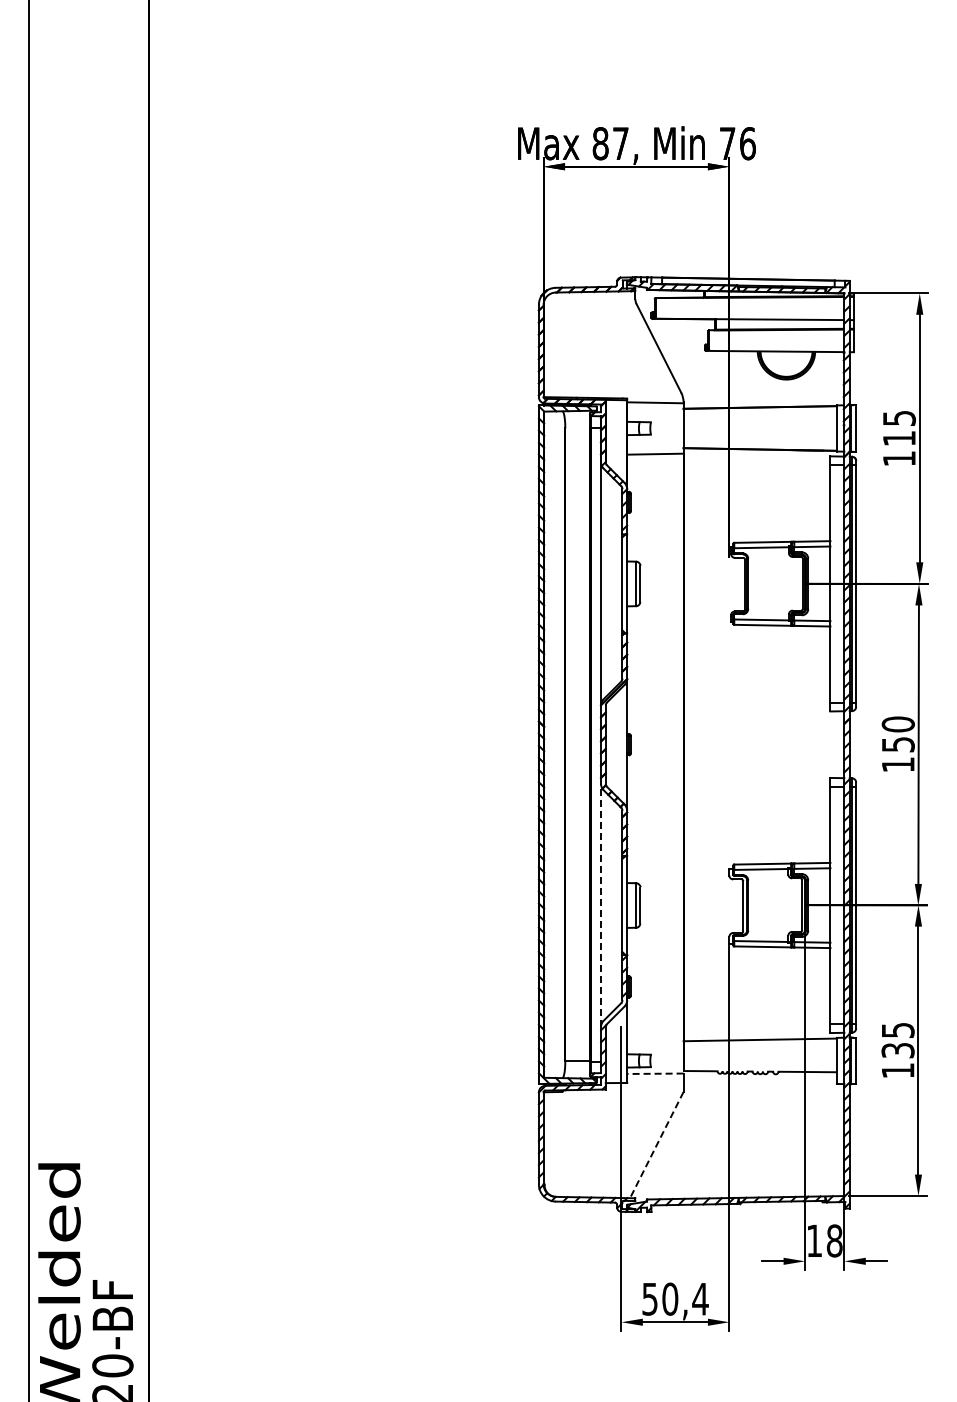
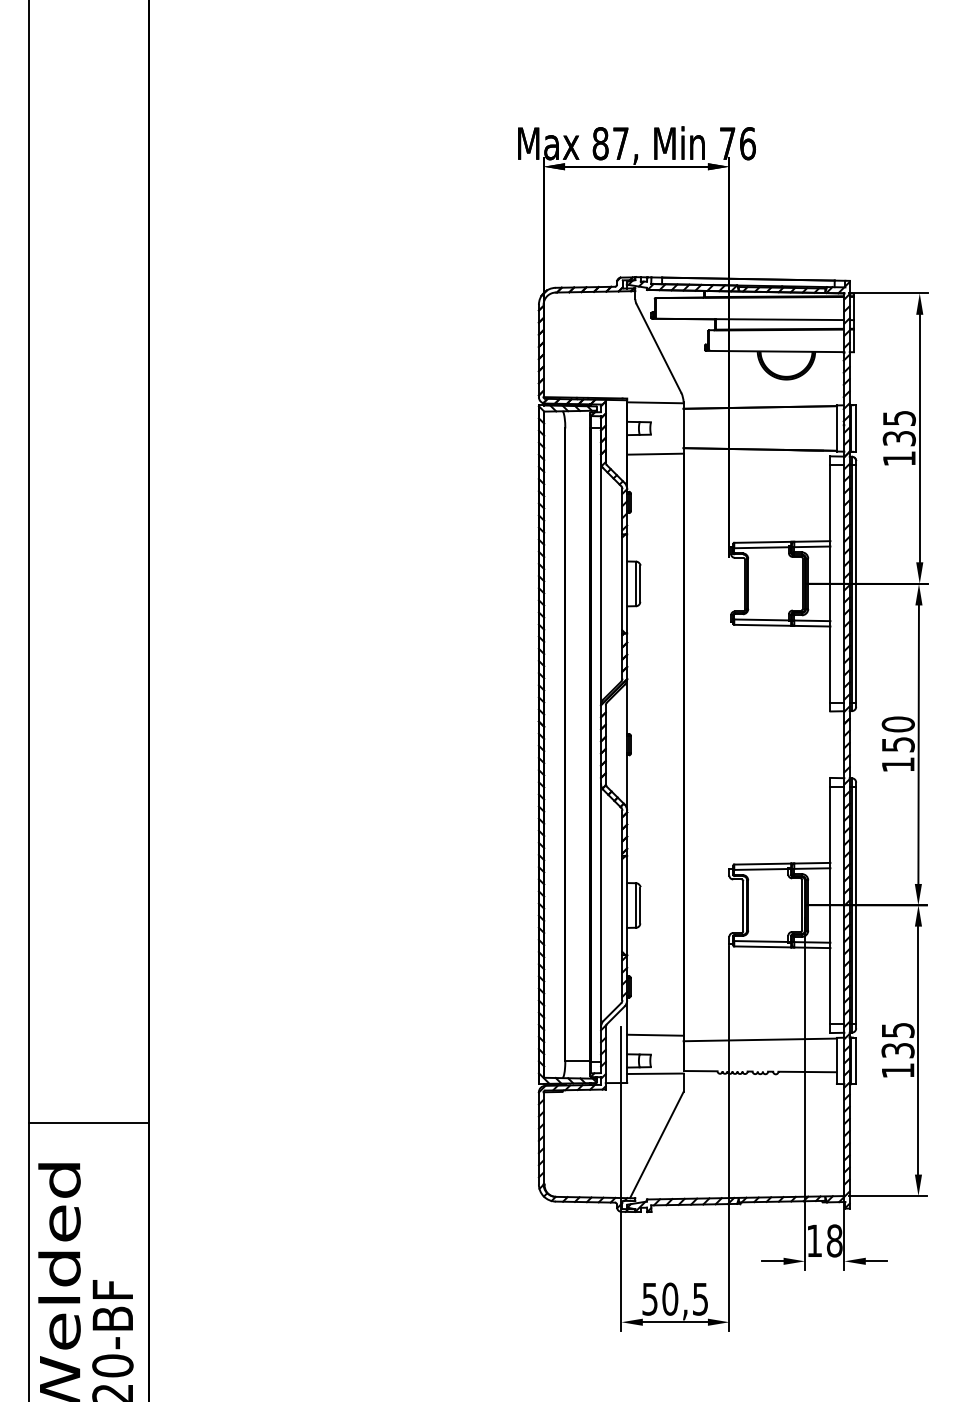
text: 115 -> 135 (898, 438)
line: dashed -> solid (601, 905)
line: none -> present (655, 1034)
line: dashed -> solid (654, 1073)
line: none -> present (88, 1122)
line: dashed -> solid (656, 1145)
text: 50,4 -> 50,5 (700, 1299)
